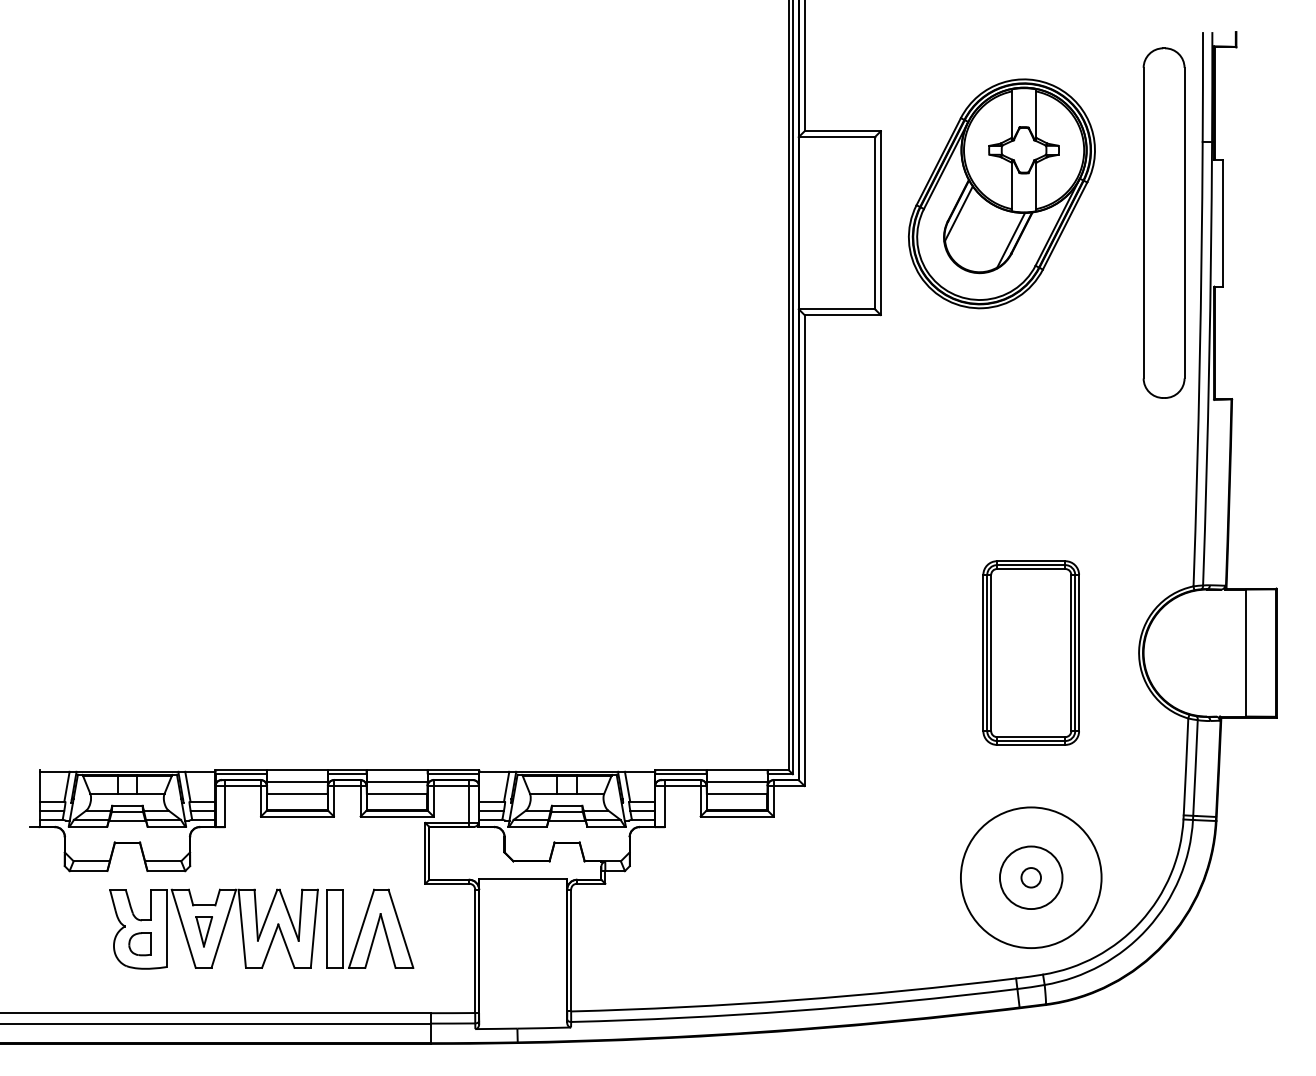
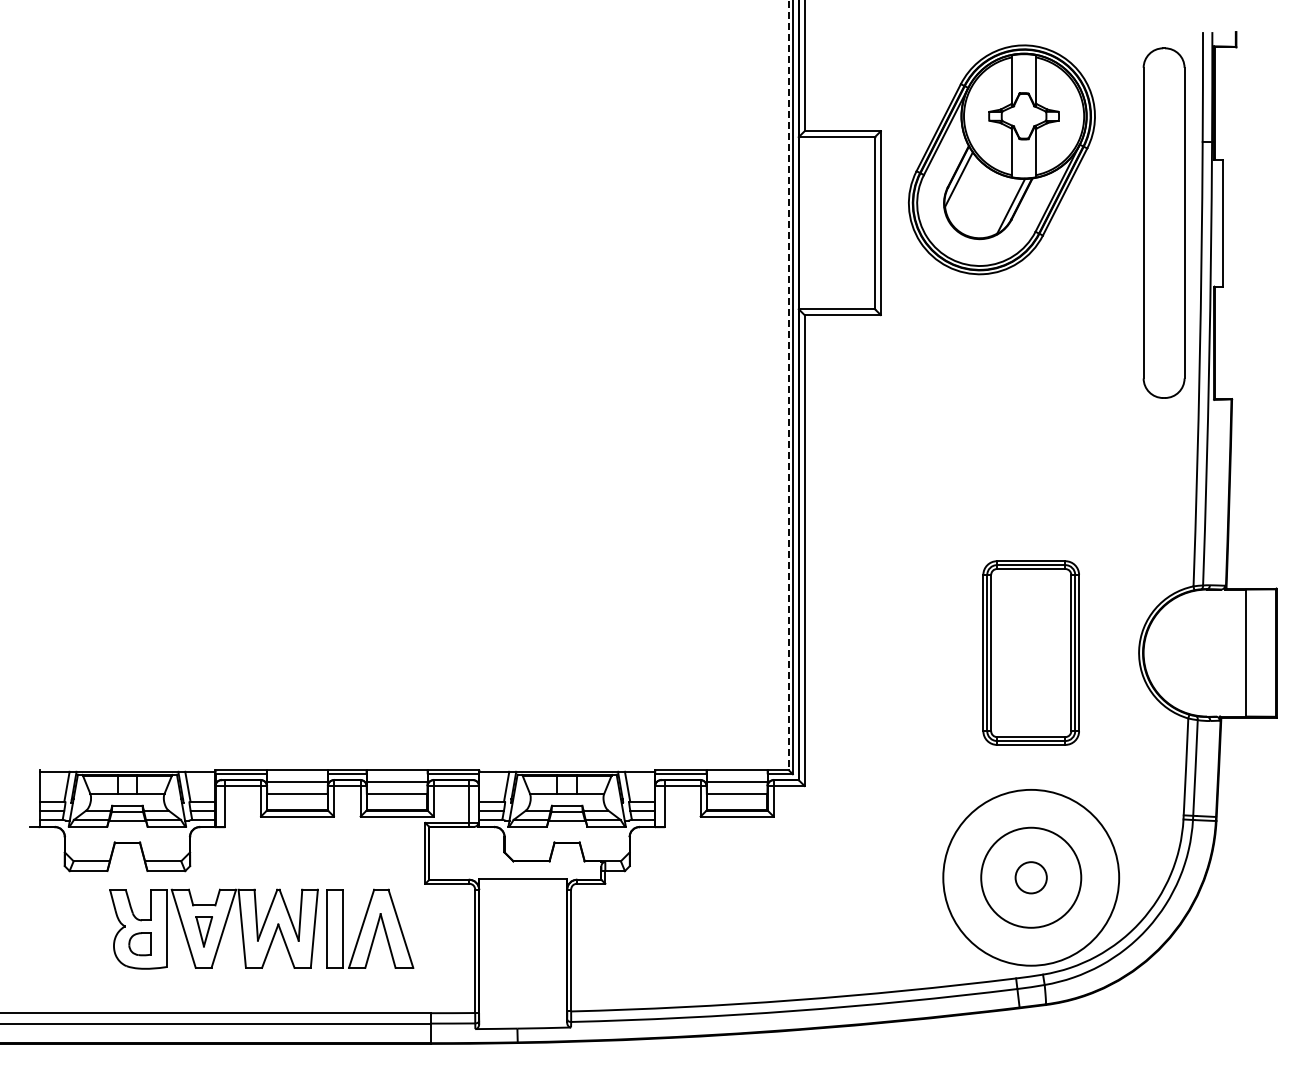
part position: (1001, 193) -> (1001, 159) (1001, 159)
line: solid -> dashed (788, 385)
circle diameter: 141 px -> 176 px (1031, 877)
circle diameter: 63 px -> 100 px (1031, 877)
circle diameter: 20 px -> 31 px (1030, 877)
